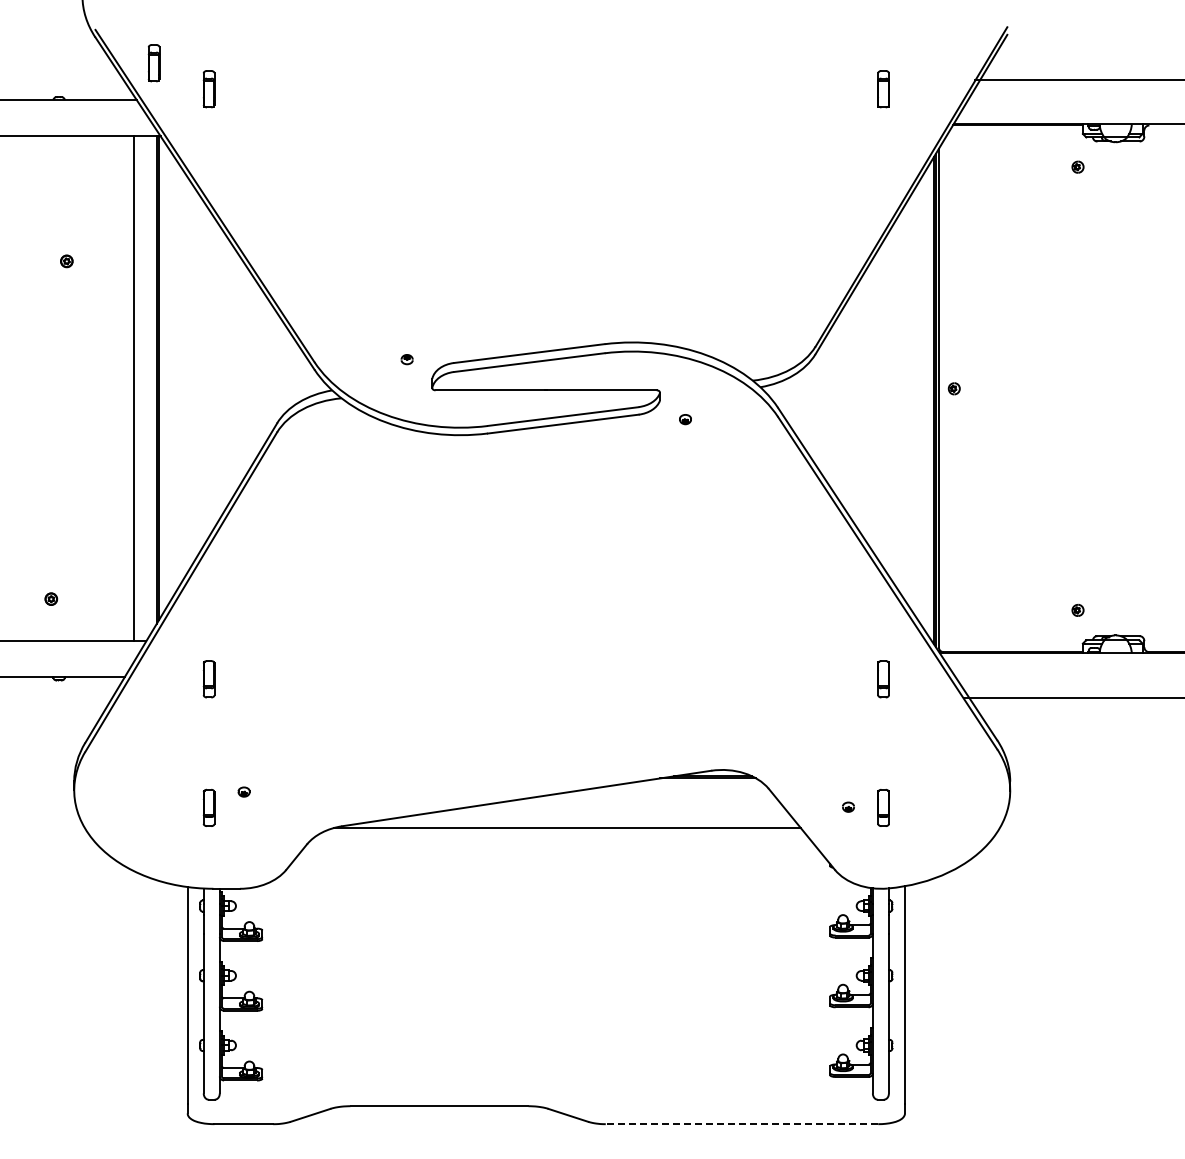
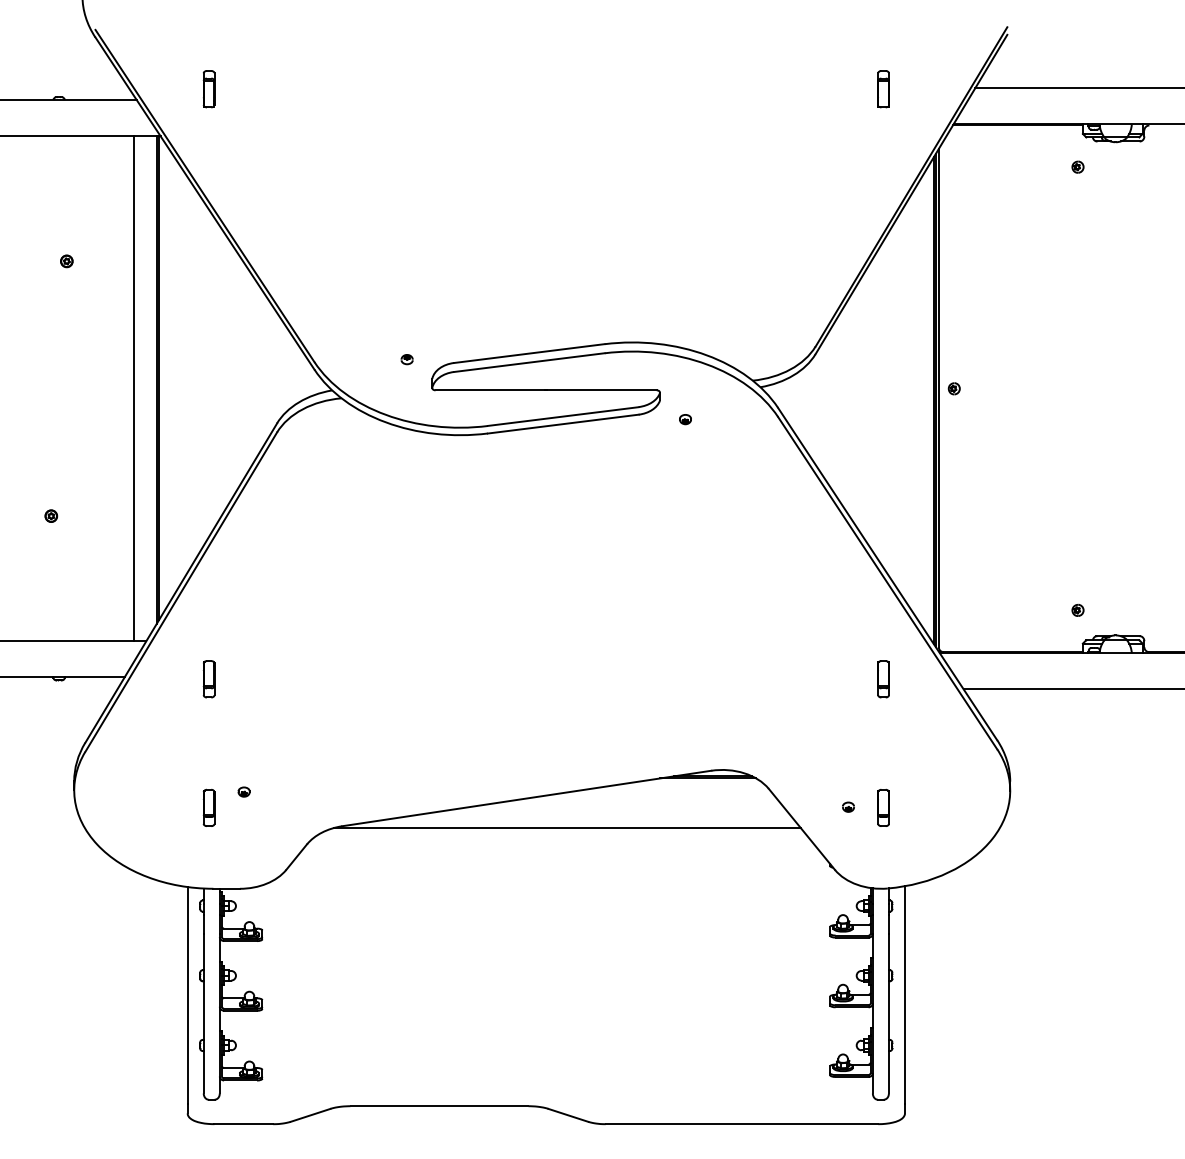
part: present -> none (153, 63)
line position: (1078, 80) -> (1078, 88) (1078, 88)
part position: (51, 598) -> (51, 515) (51, 515)
line position: (1072, 698) -> (1072, 689) (1072, 689)
line: dashed -> solid (741, 1124)
